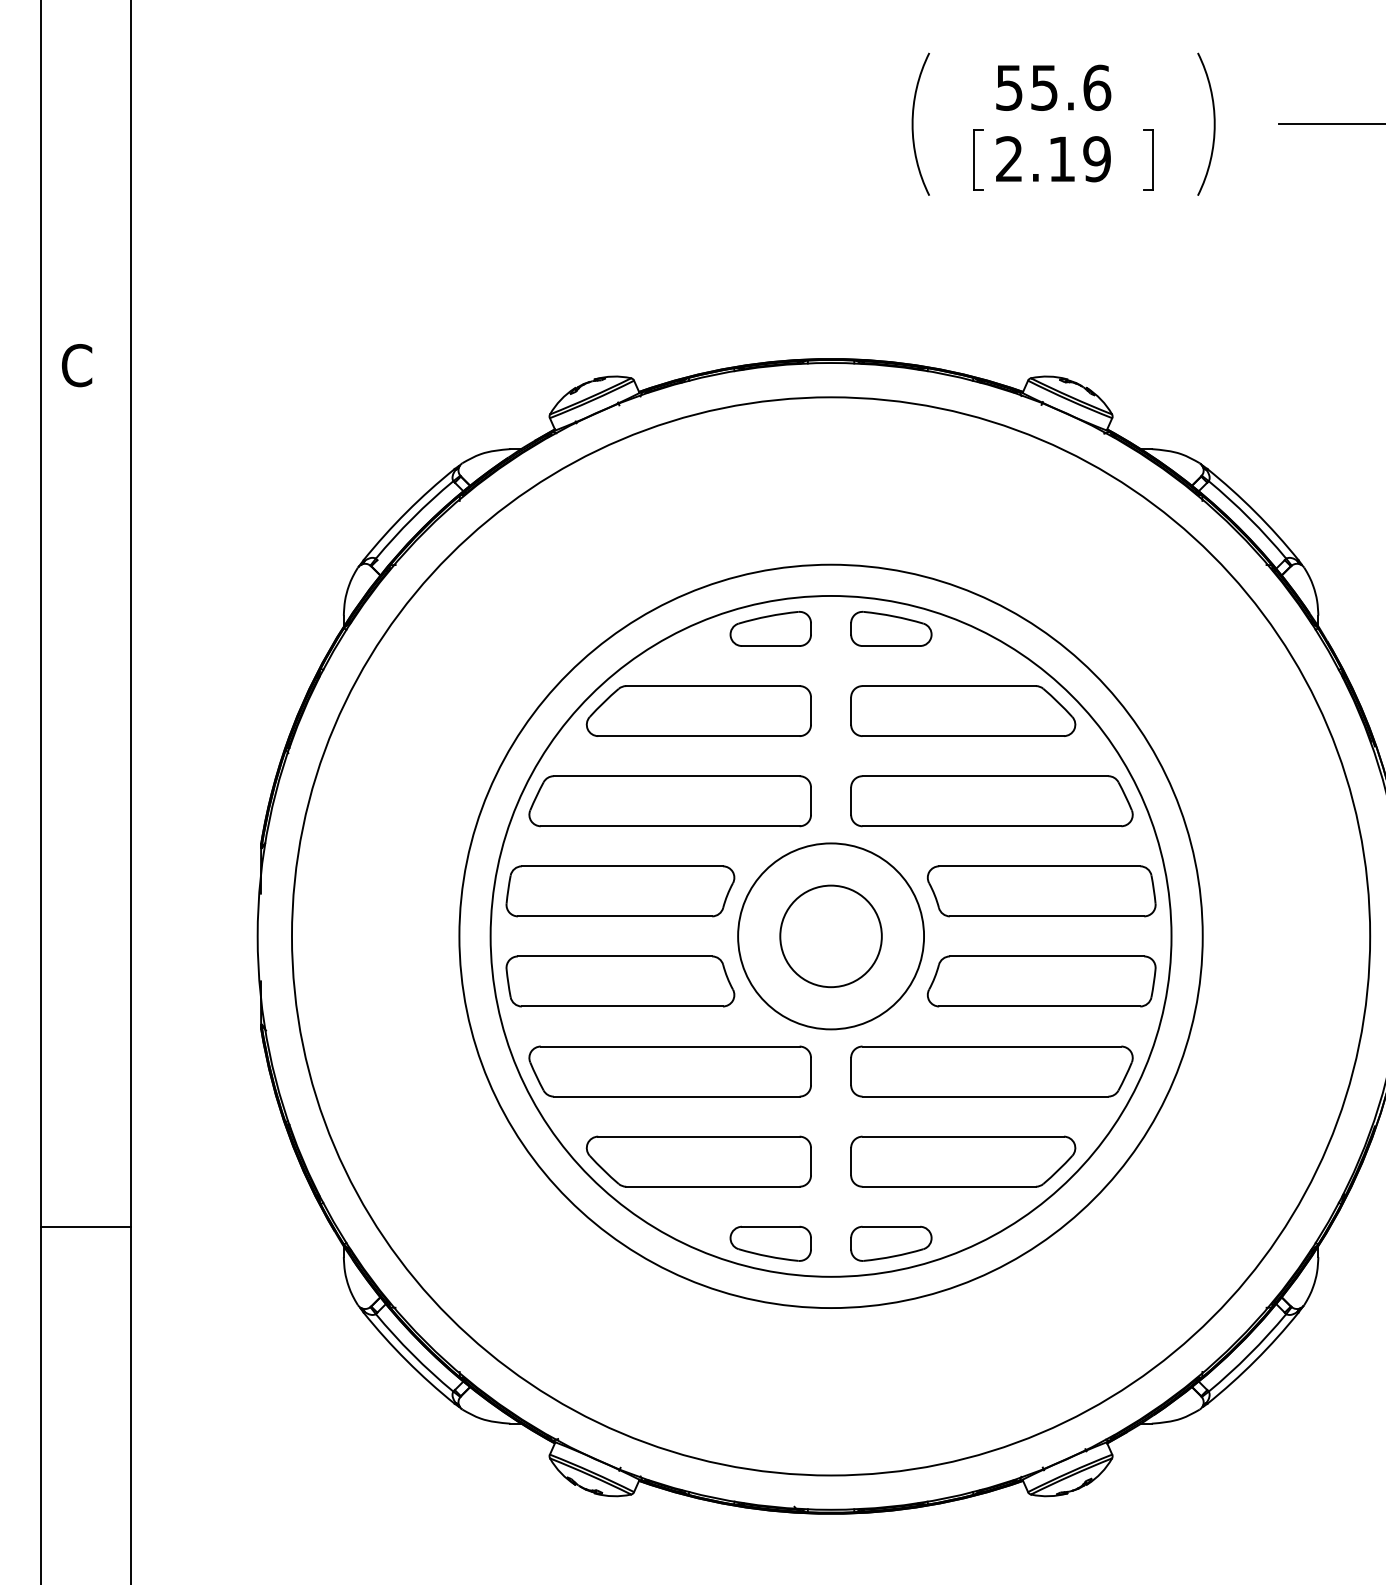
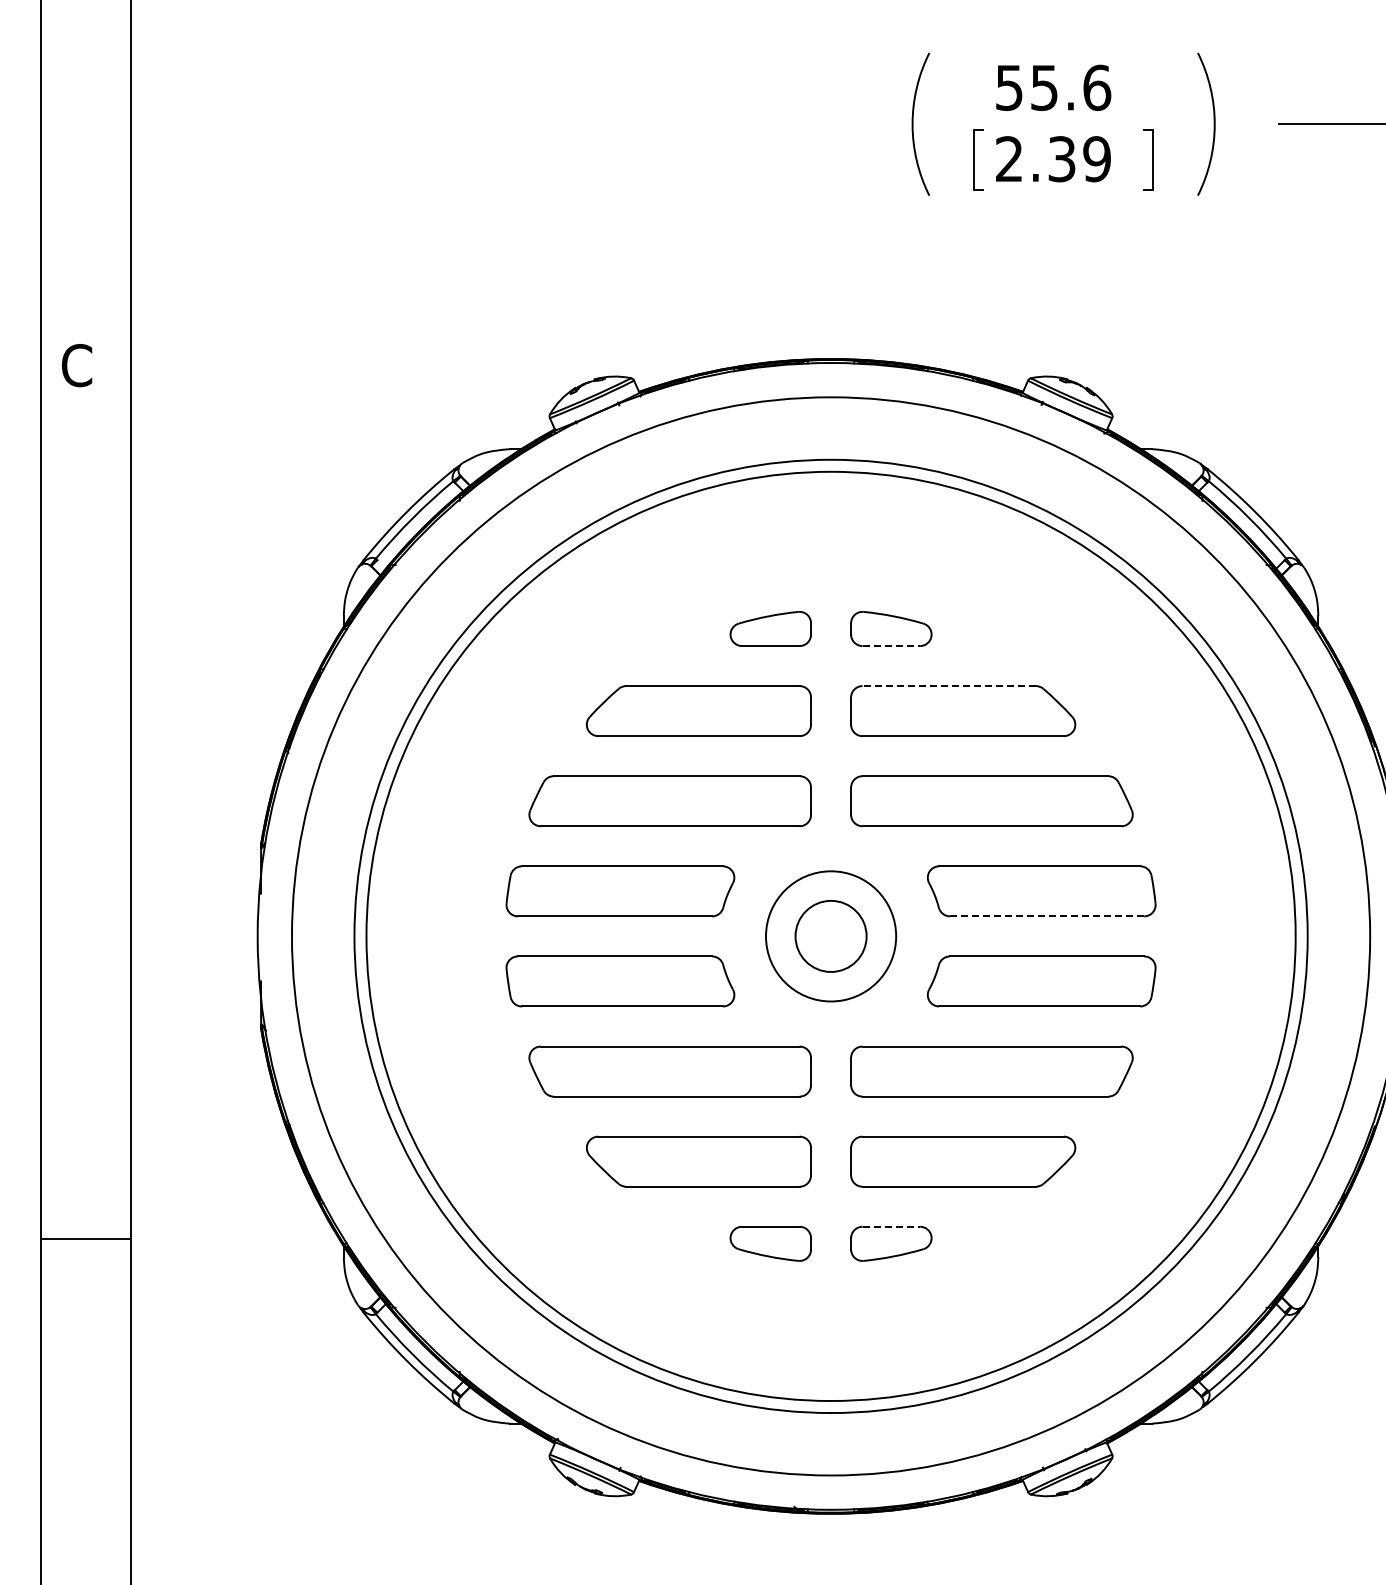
text: 2.19 -> 2.39 (1061, 159)
line: solid -> dashed (891, 646)
line: solid -> dashed (949, 686)
line: solid -> dashed (1047, 916)
circle diameter: 681 px -> 953 px (830, 936)
circle diameter: 102 px -> 71 px (830, 935)
circle diameter: 743 px -> 929 px (830, 935)
circle diameter: 186 px -> 130 px (831, 936)
line: solid -> dashed (891, 1226)
line position: (86, 1227) -> (86, 1239) (86, 1239)
